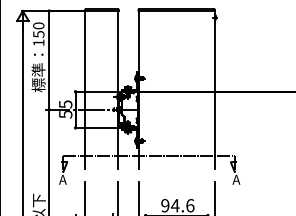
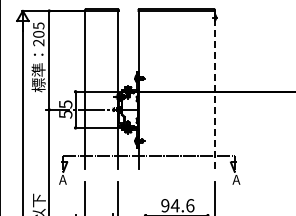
text: 150 -> 205 (38, 34)
line: solid -> dashed (214, 89)
line: present -> none (138, 197)
